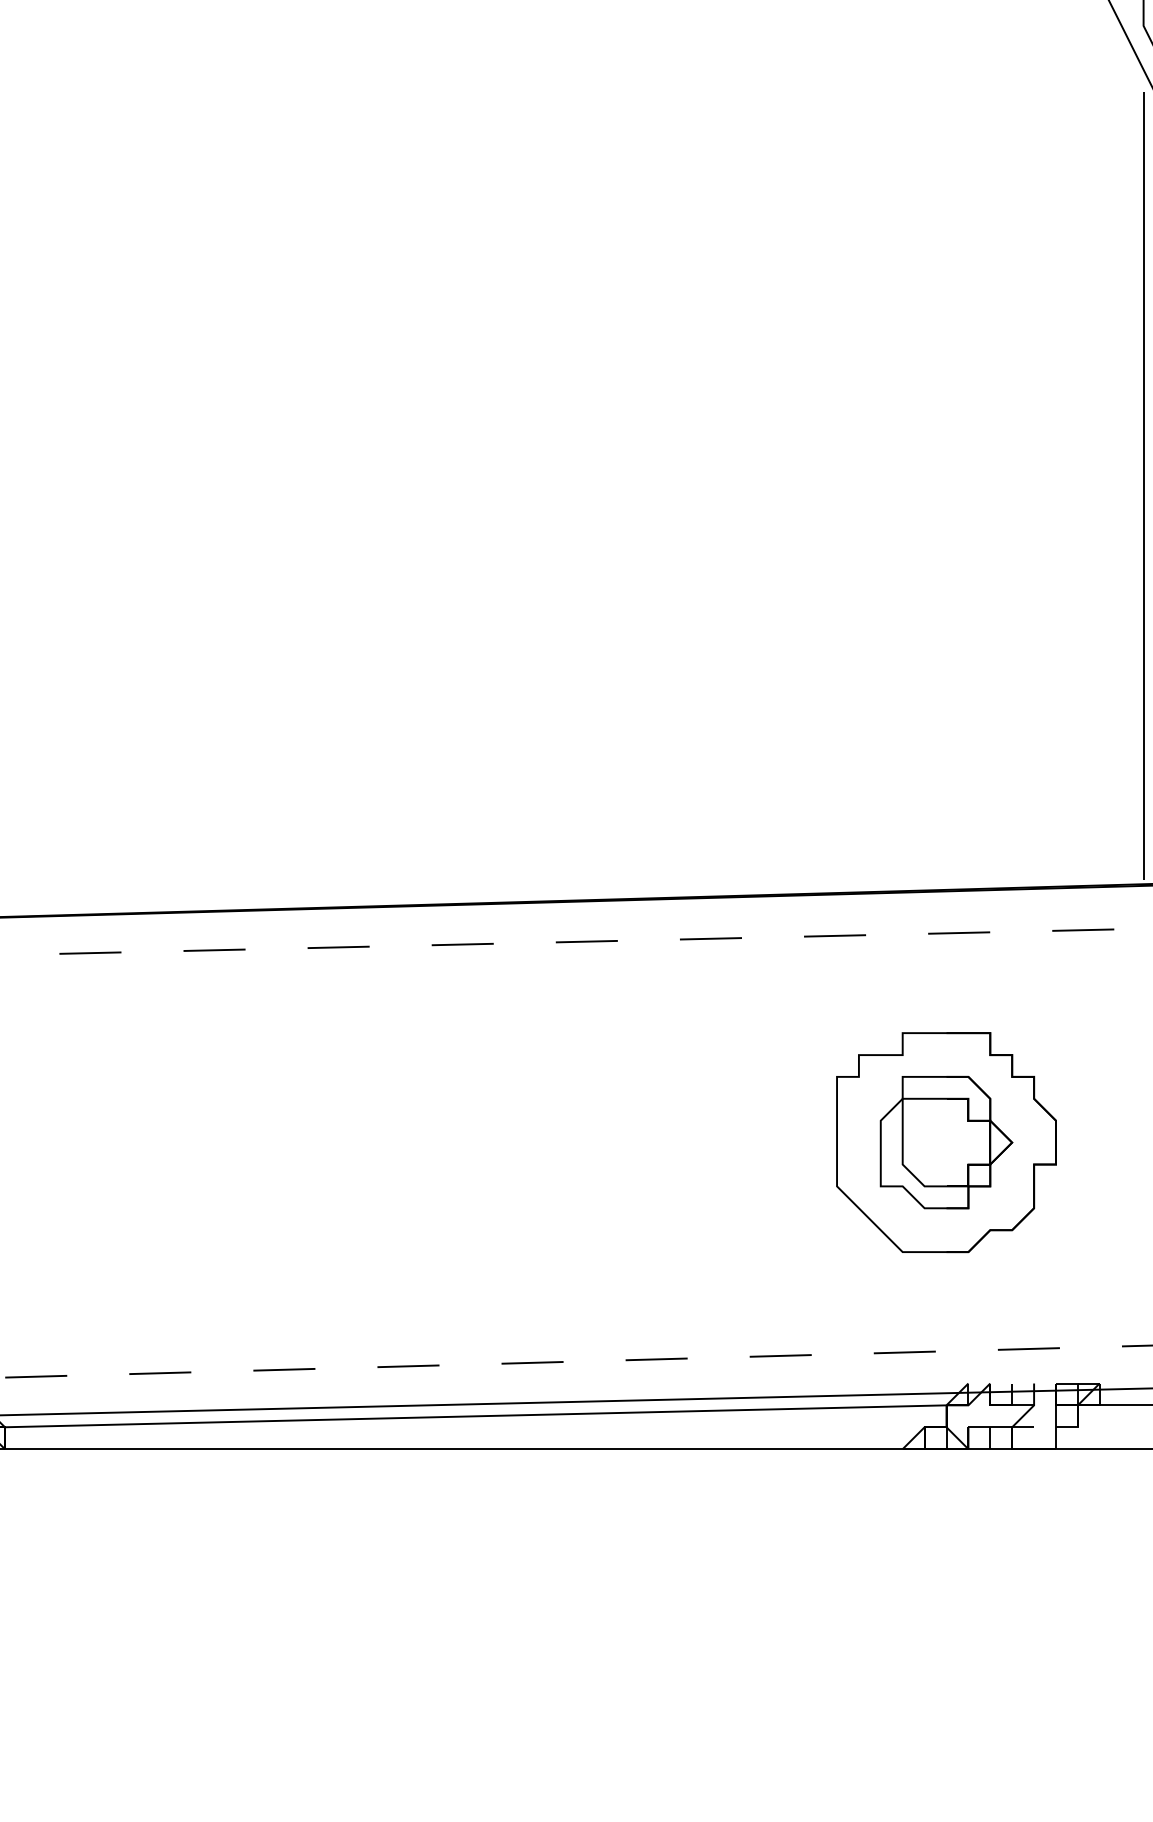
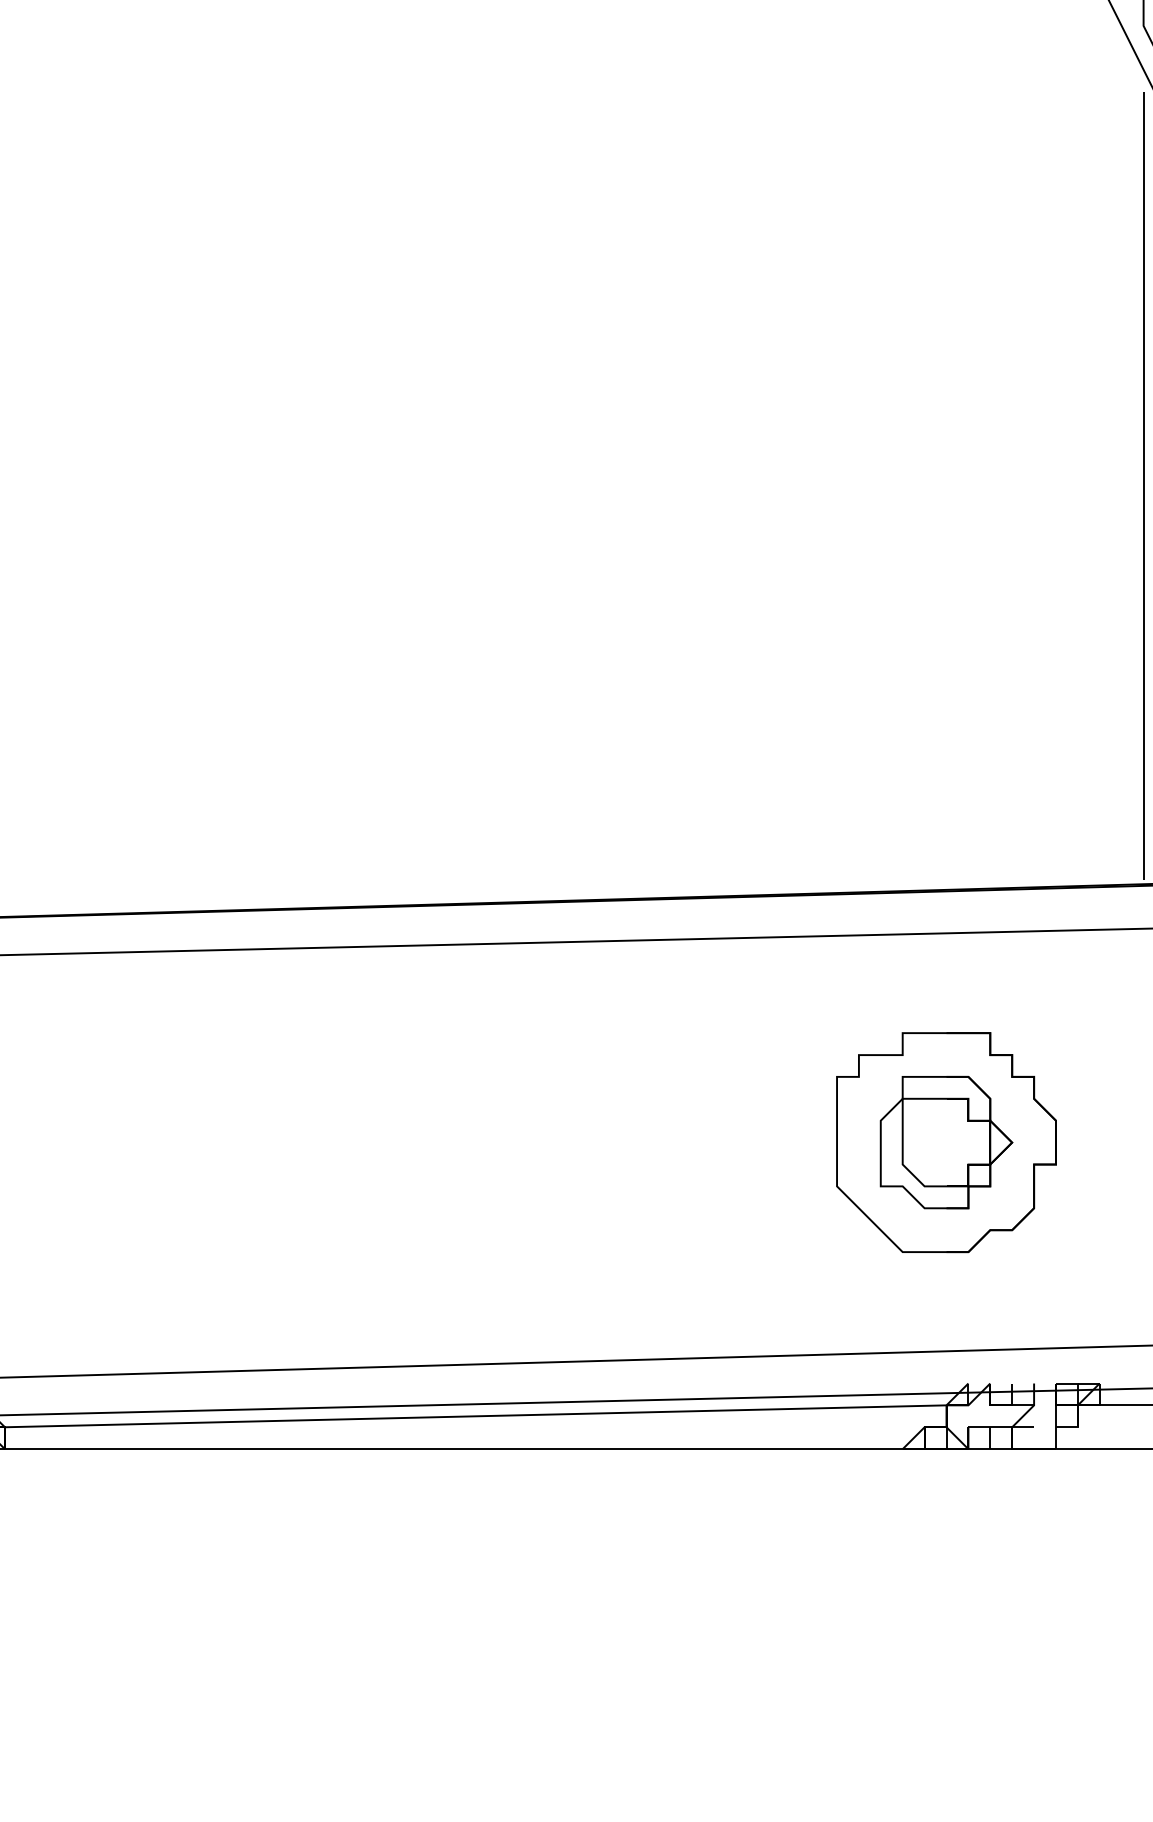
line: dashed -> solid (576, 941)
line: dashed -> solid (576, 1361)
